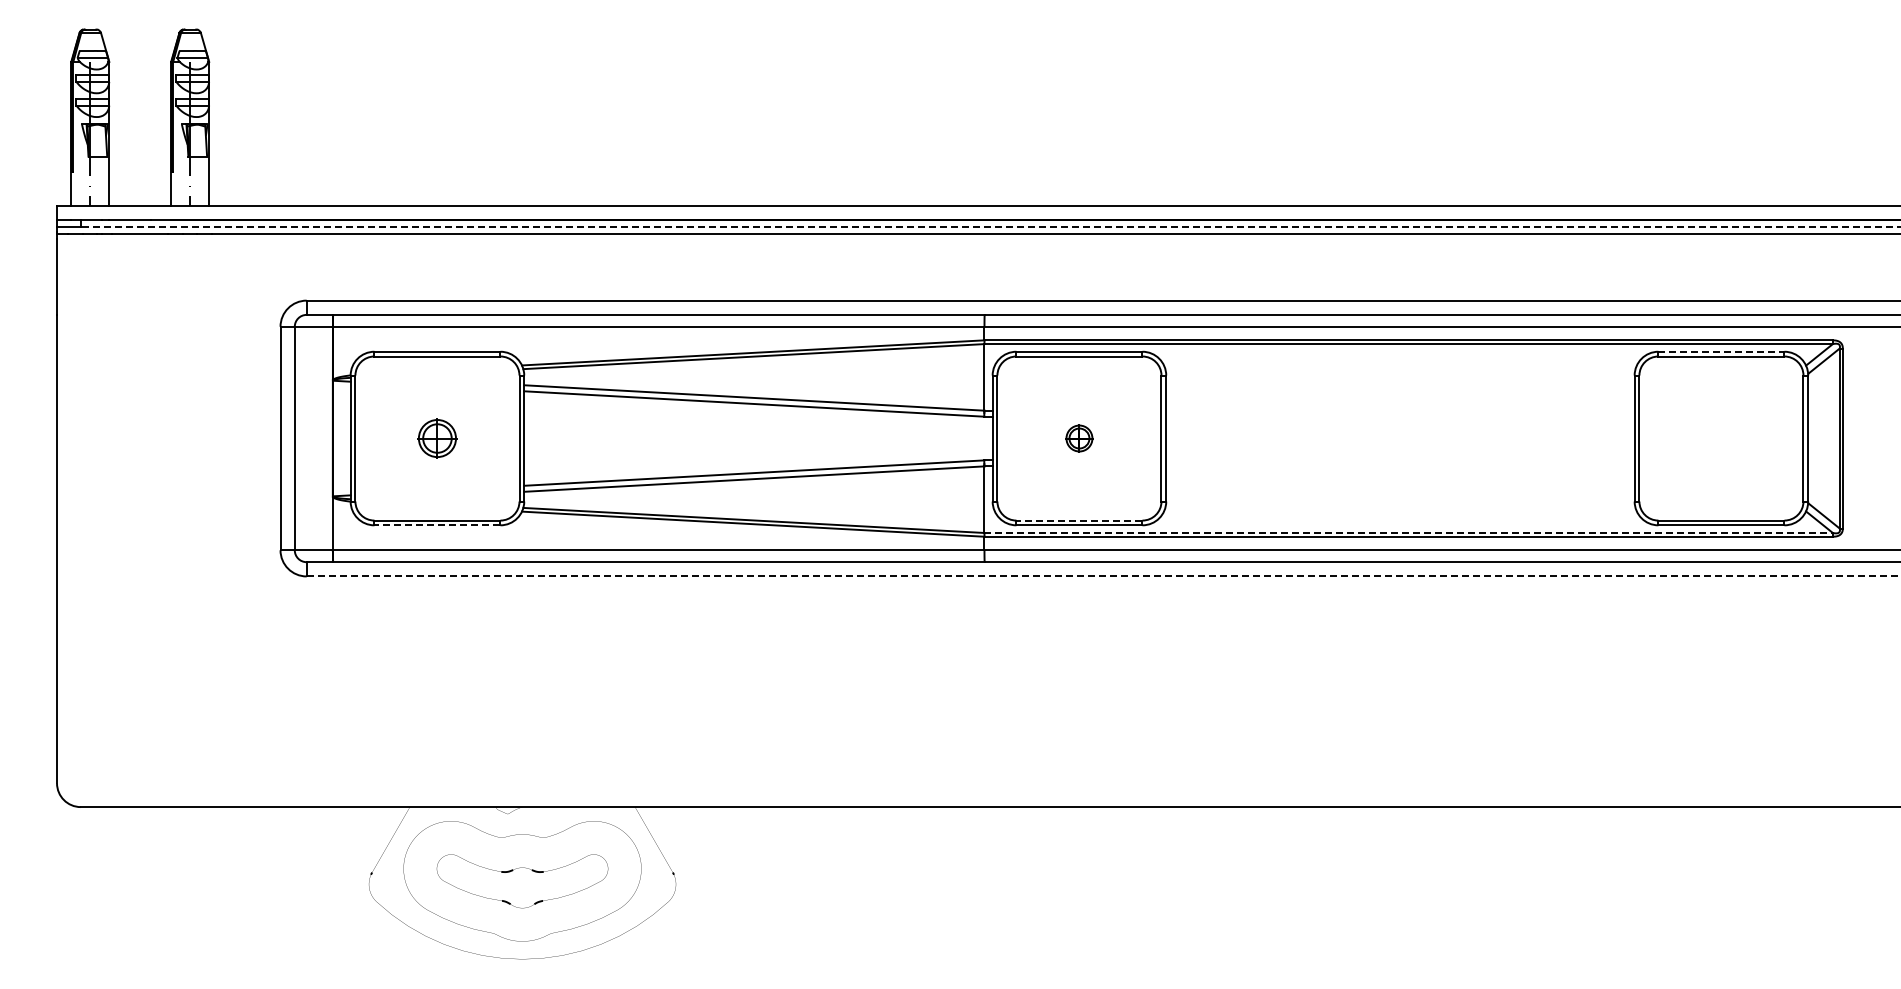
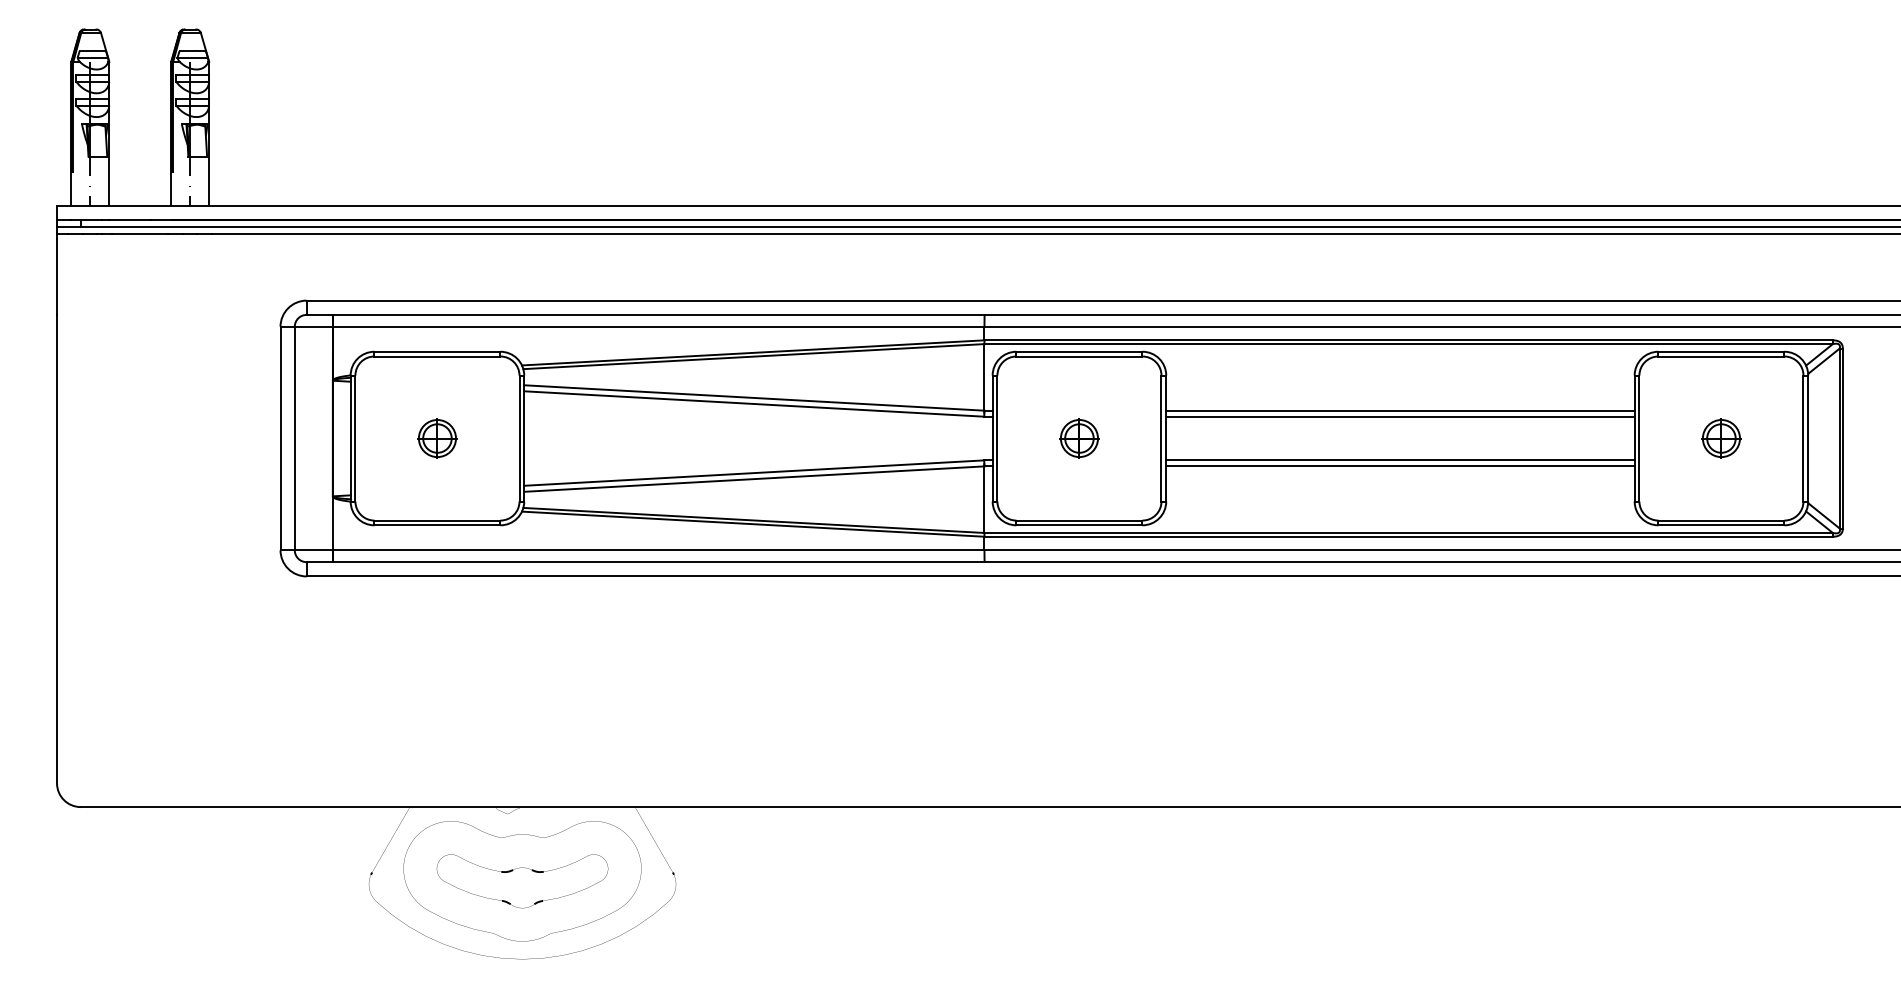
line: dashed -> solid (990, 226)
line: dashed -> solid (1721, 351)
line: none -> present (1400, 410)
line: none -> present (1400, 416)
part size: 29x29 px -> 41x41 px (1079, 438)
part: none -> present (1721, 438)
line: none -> present (1400, 460)
line: none -> present (1400, 466)
line: dashed -> solid (1078, 520)
line: dashed -> solid (436, 525)
line: dashed -> solid (1409, 532)
line: dashed -> solid (1103, 576)
